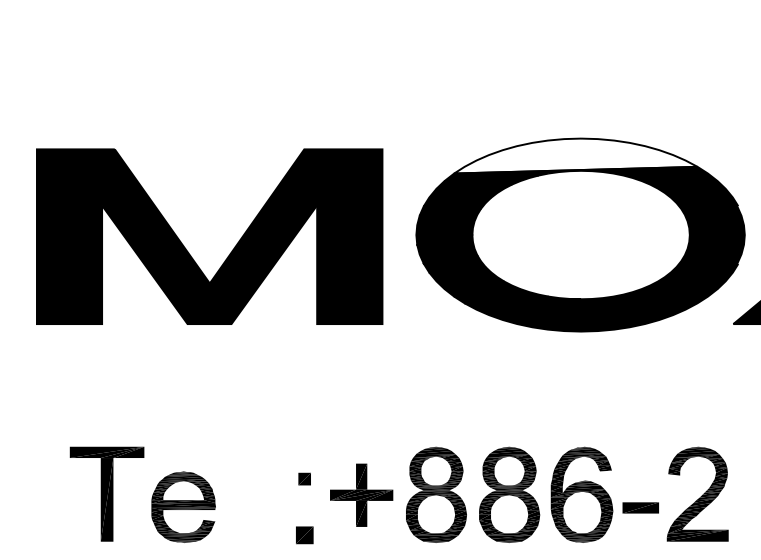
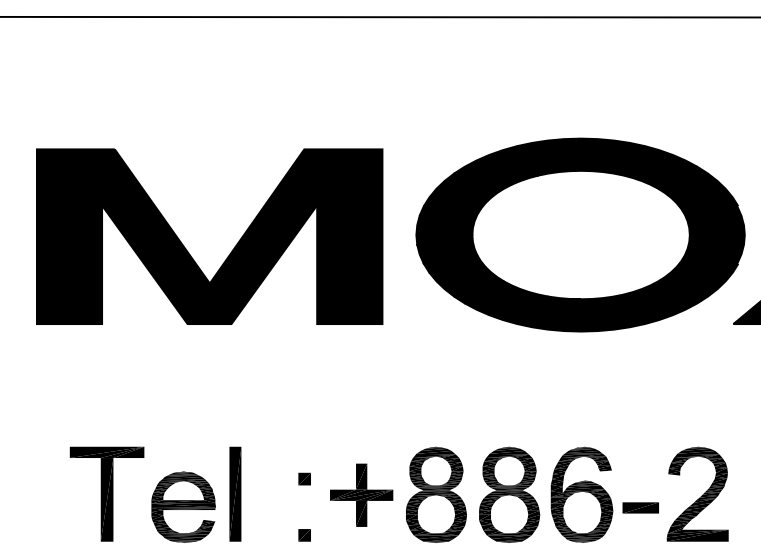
line: none -> present (379, 16)
fill: none -> present (575, 155)
part: none -> present (235, 493)
part size: 18x19 px -> 13x13 px (304, 535)
